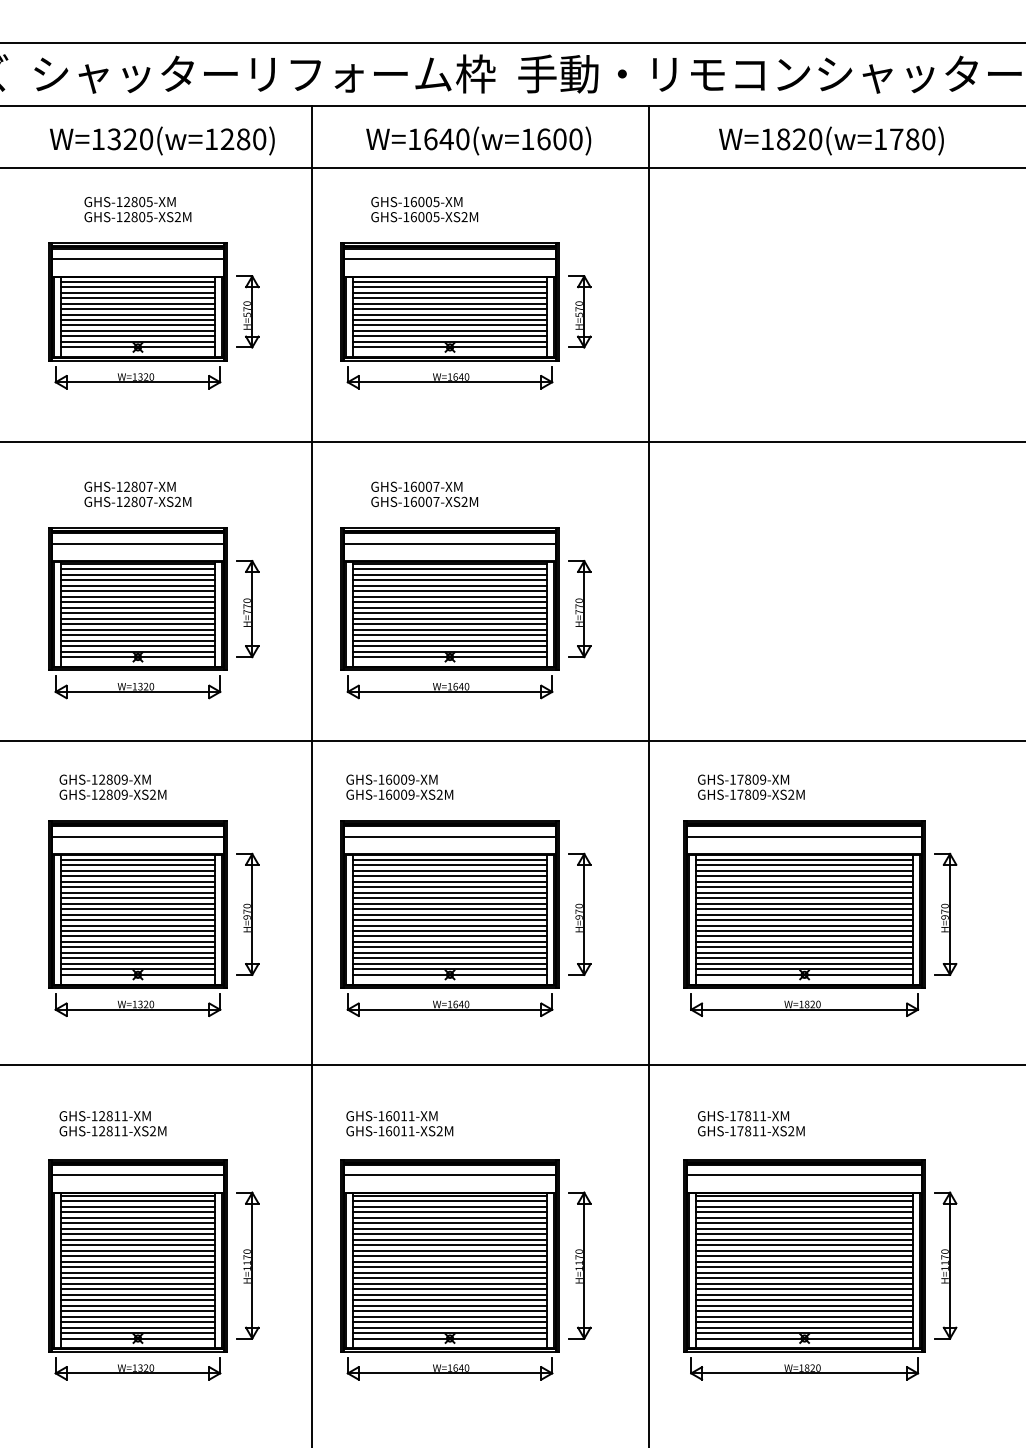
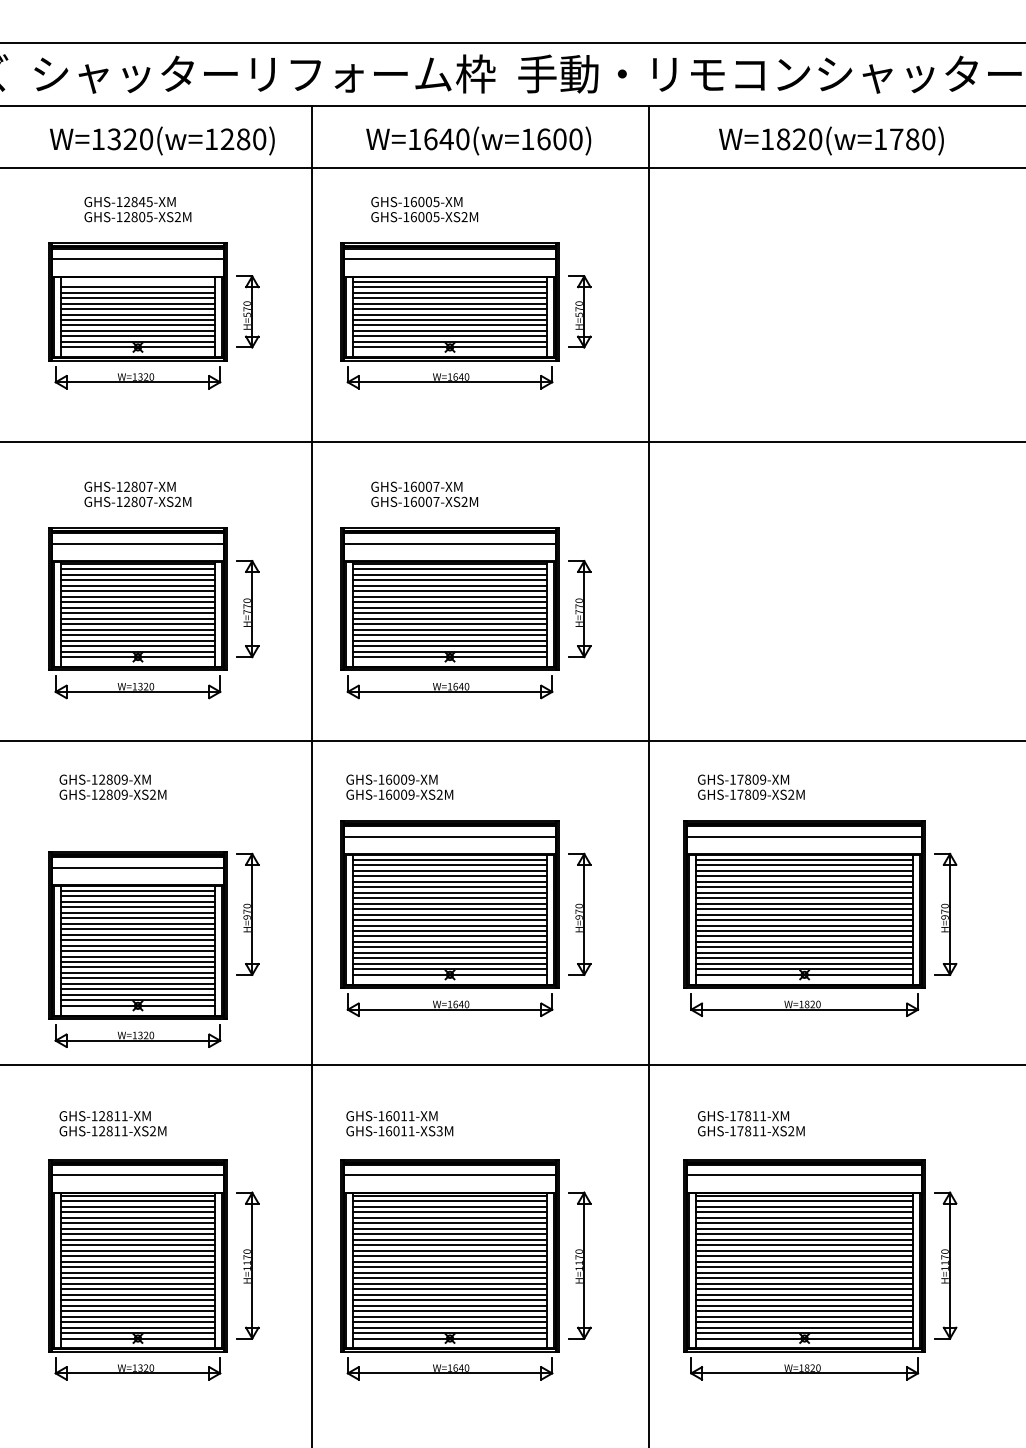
text: GHS-12805-XM -> GHS-12845-XM (141, 202)
line: present -> none (137, 281)
part position: (137, 918) -> (137, 949) (137, 949)
text: GHS-16011-XS2M -> GHS-16011-XS3M (439, 1131)
